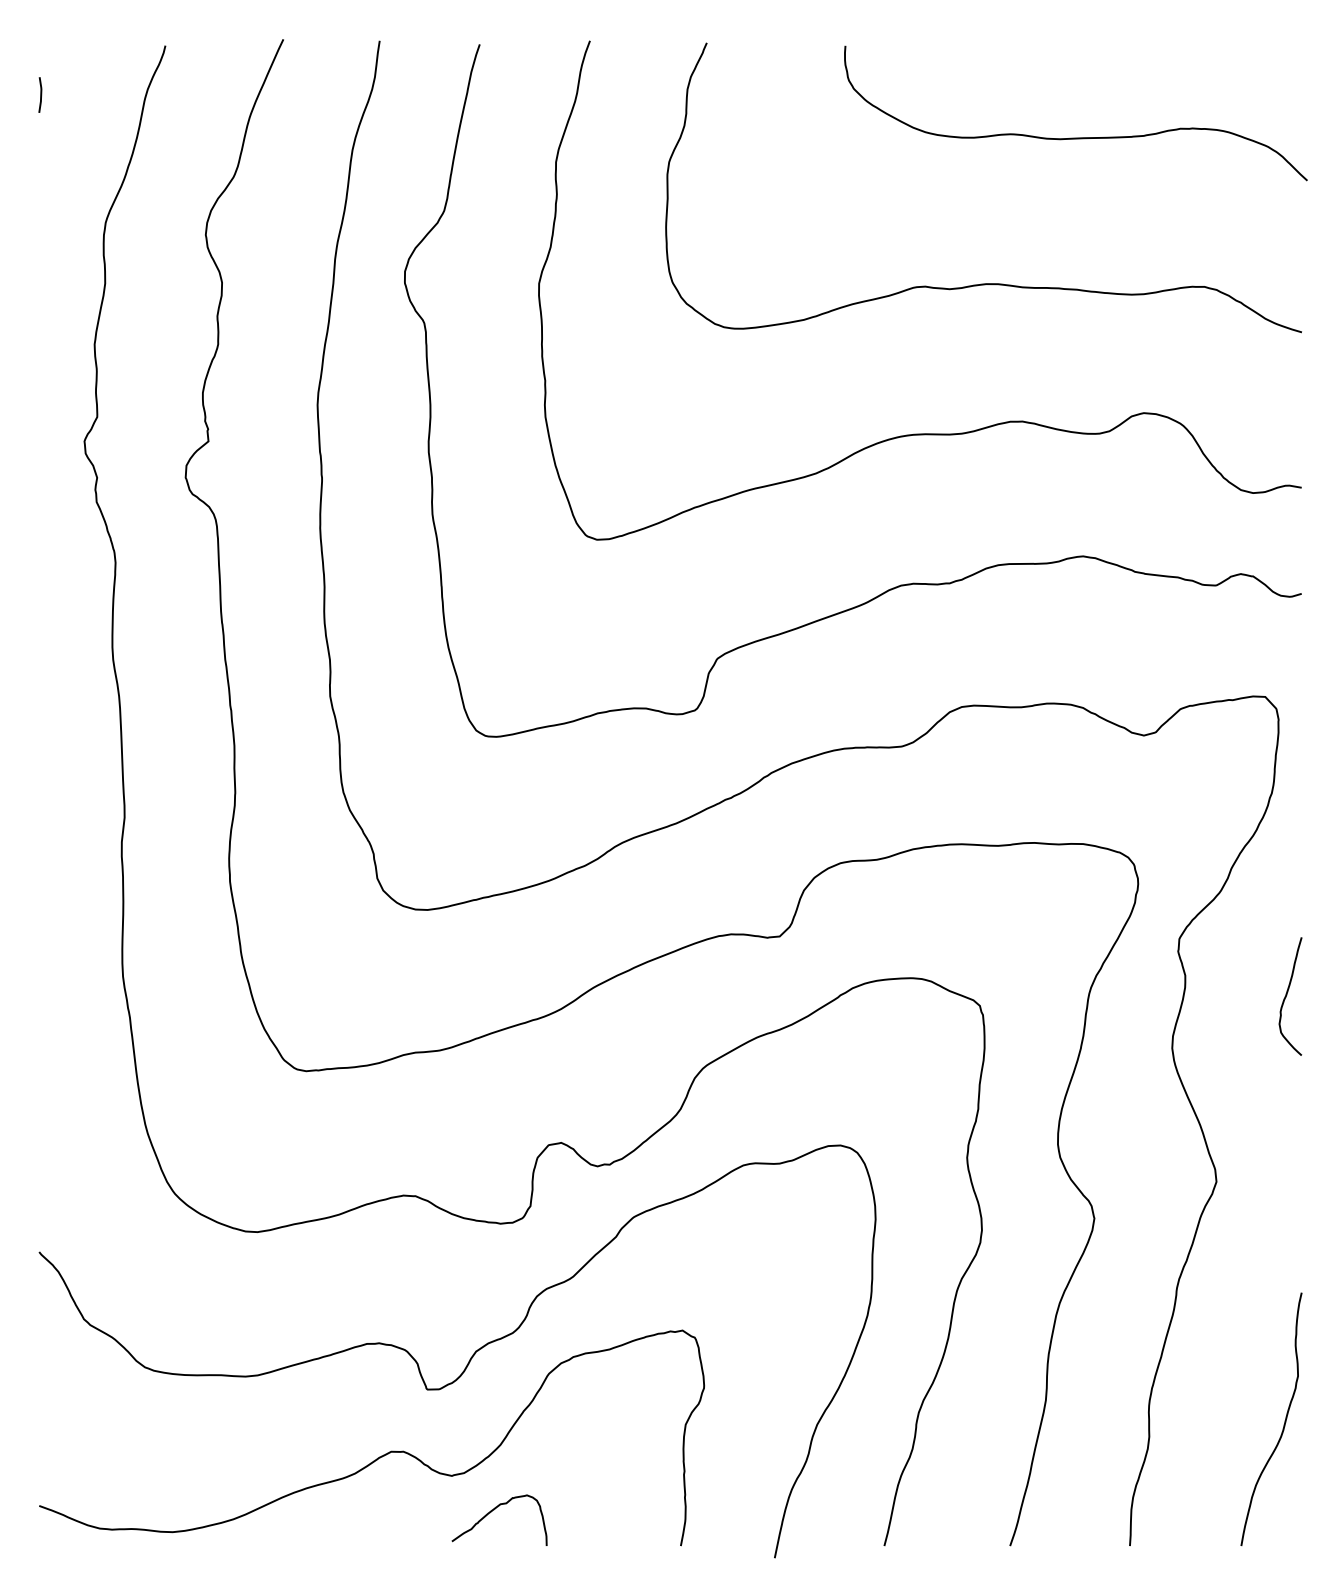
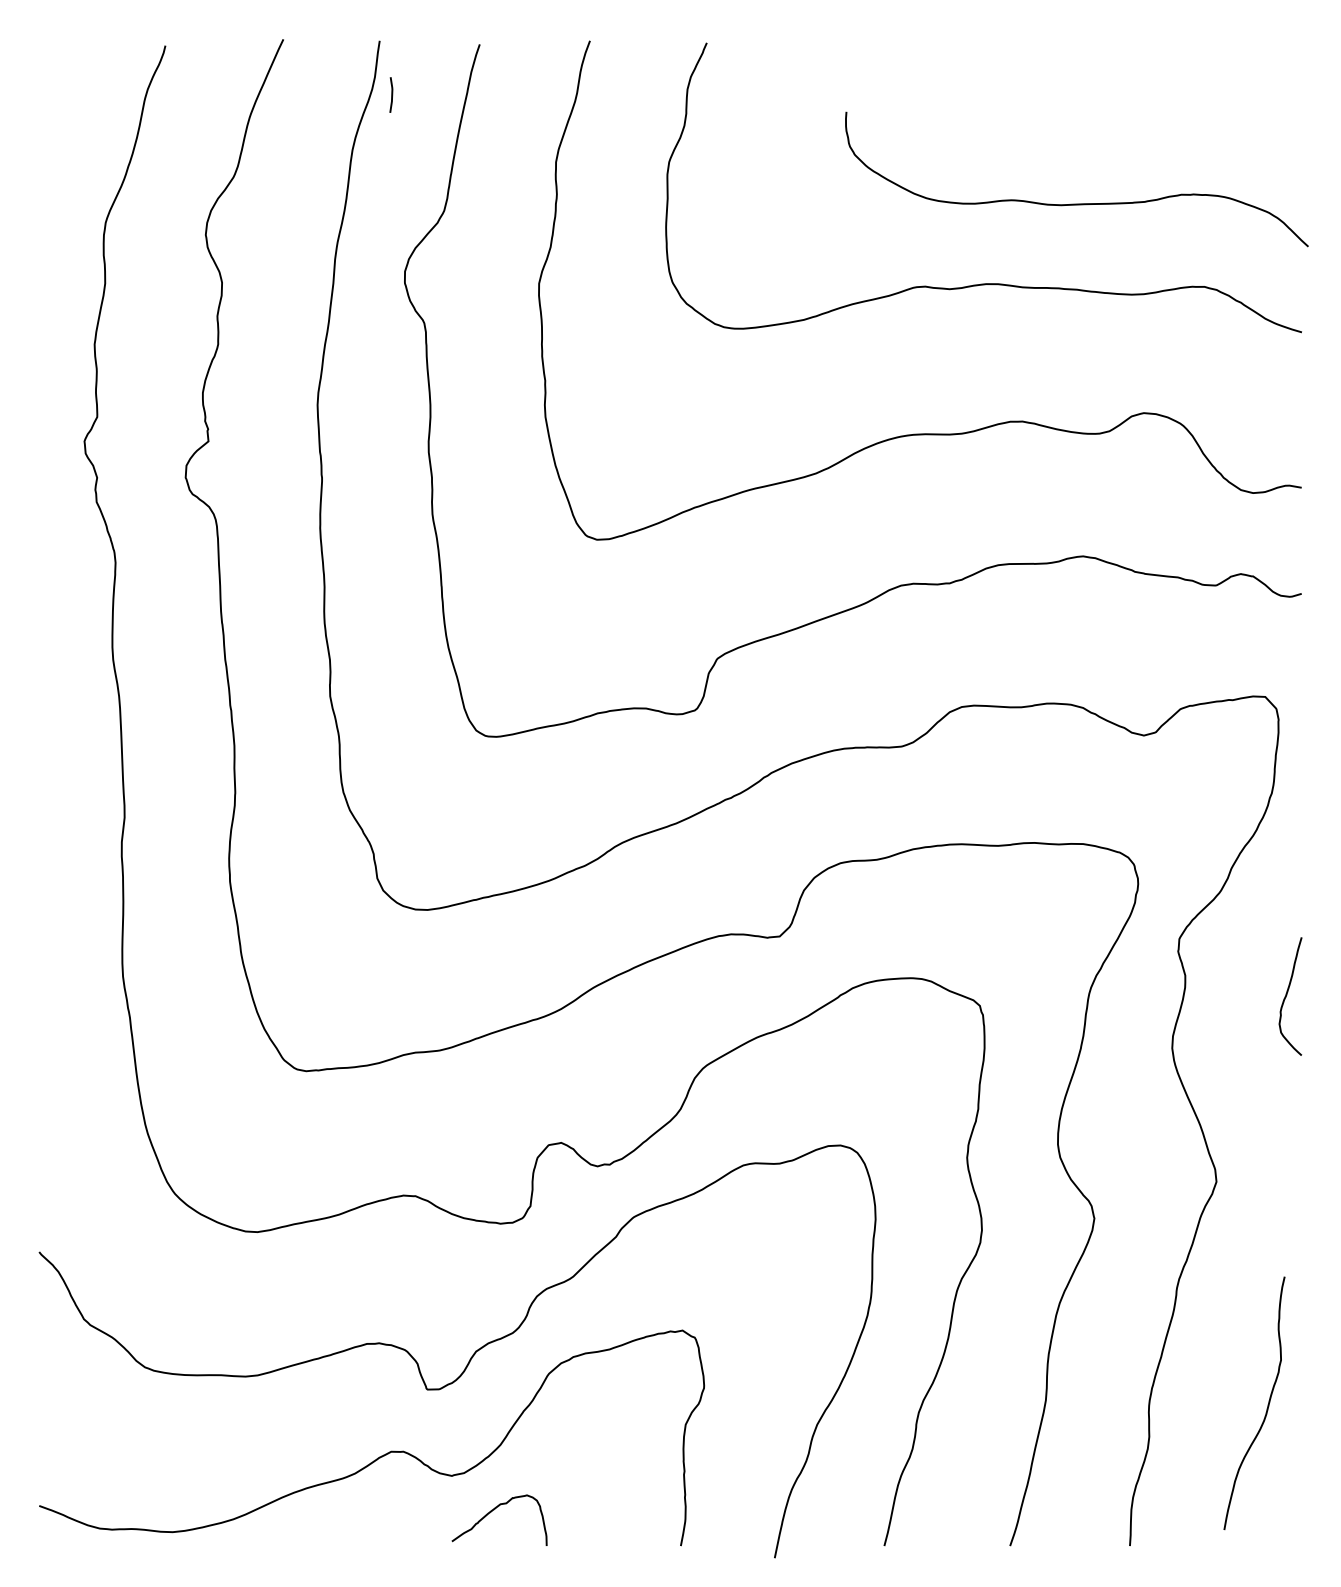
line position: (40, 94) -> (391, 94) (391, 94)
curve position: (1075, 137) -> (1076, 203) (1076, 203)
curve position: (1284, 1420) -> (1267, 1404) (1267, 1404)
